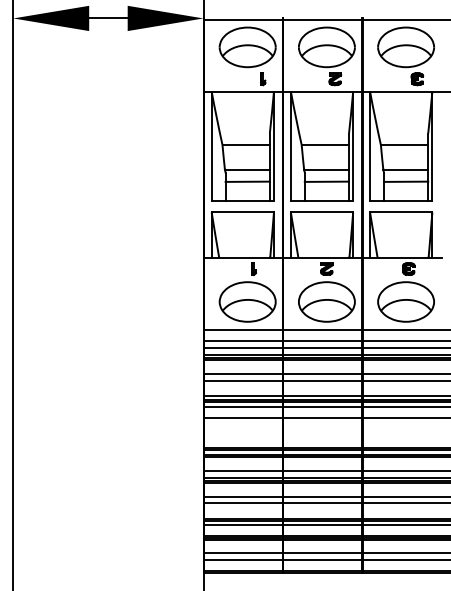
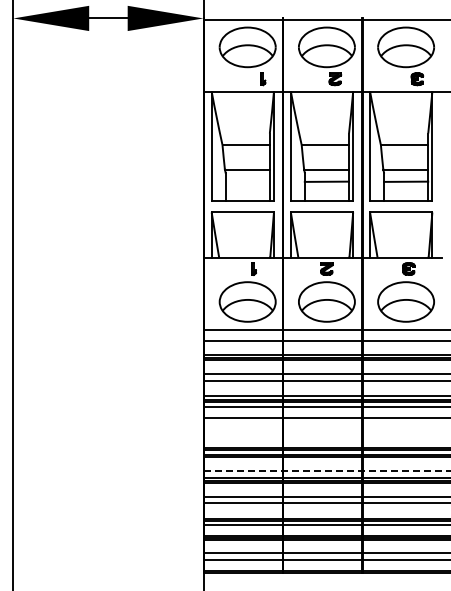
line: present -> none (247, 181)
line: present -> none (325, 348)
line: solid -> dashed (327, 471)
